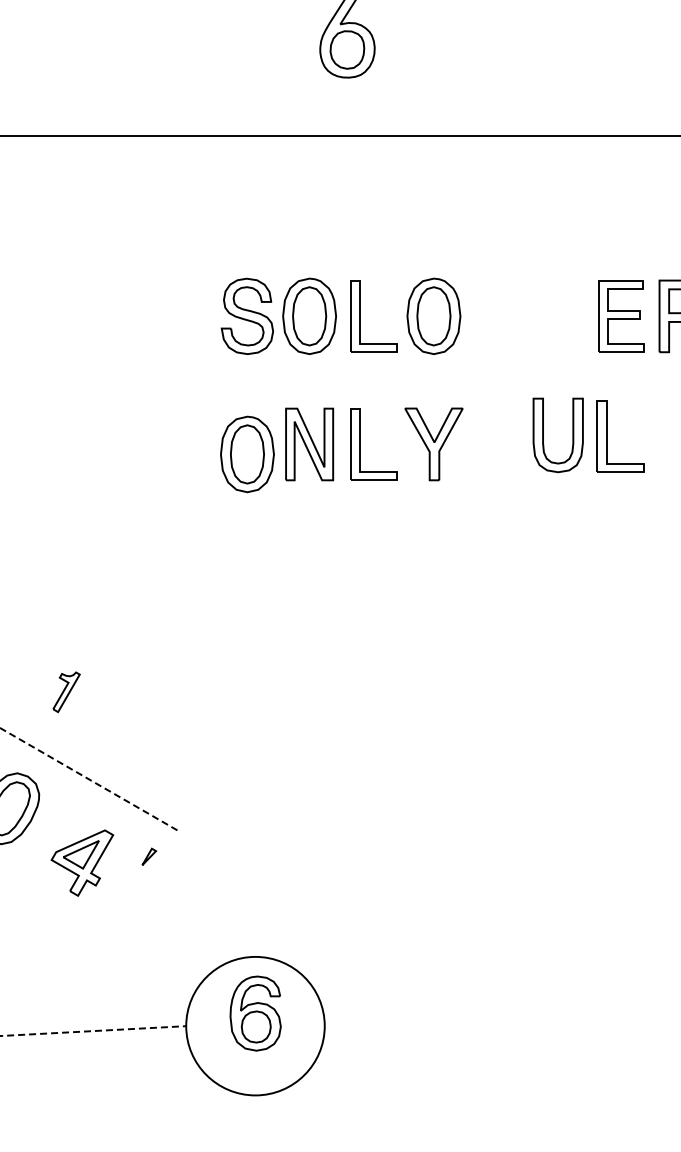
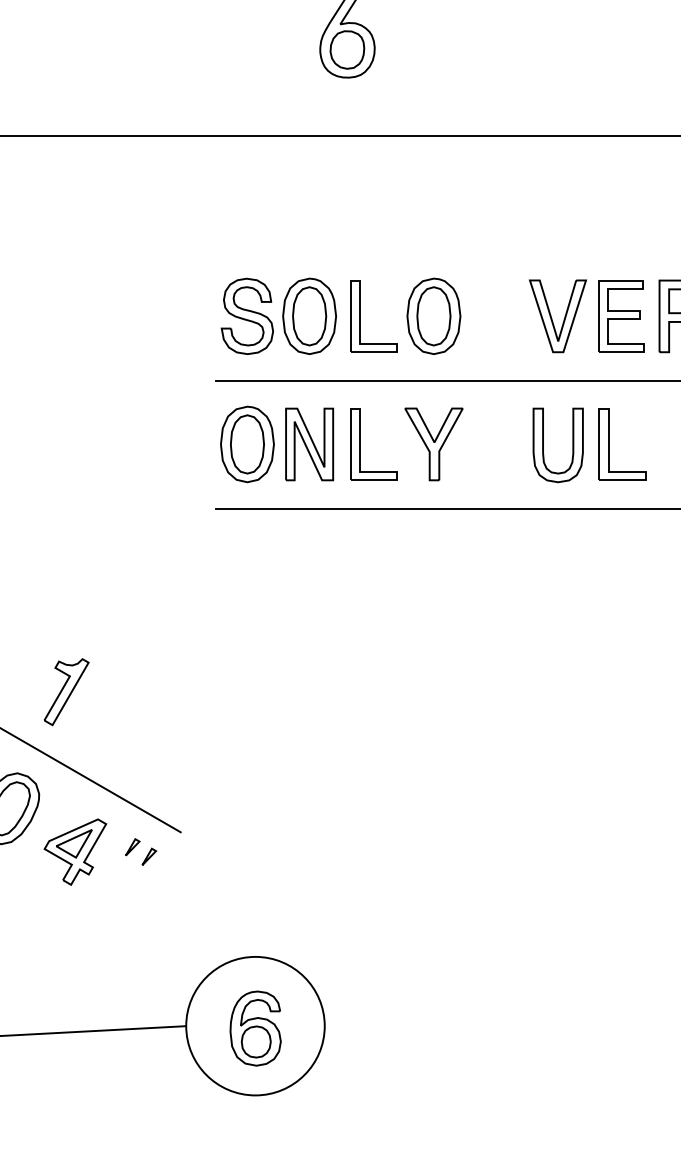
part: none -> present (557, 316)
line: none -> present (446, 380)
part position: (543, 435) -> (543, 445) (543, 445)
part position: (607, 436) -> (609, 444) (609, 444)
part position: (247, 454) -> (247, 444) (247, 444)
line: none -> present (446, 508)
part size: 29x43 px -> 47x69 px (66, 692)
line: dashed -> solid (90, 780)
part: none -> present (132, 847)
part position: (82, 862) -> (75, 851) (75, 851)
part position: (255, 1013) -> (255, 1028) (255, 1028)
line: dashed -> solid (93, 1031)
